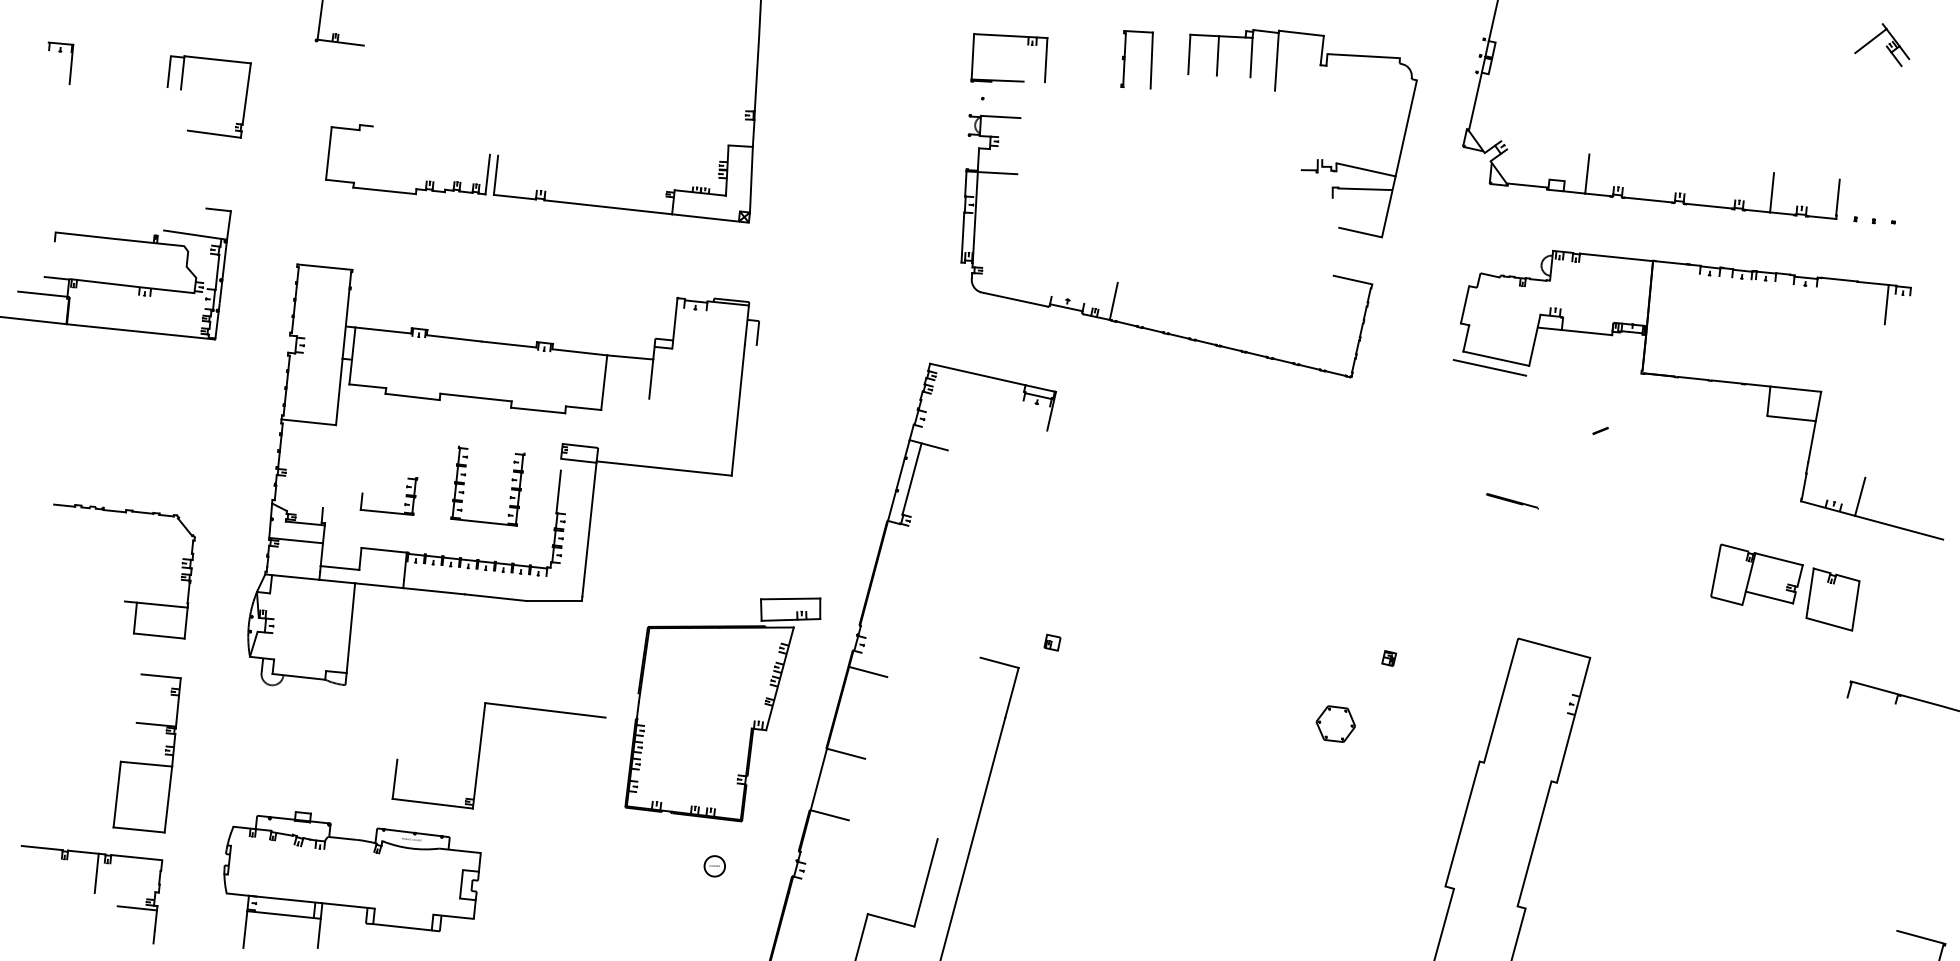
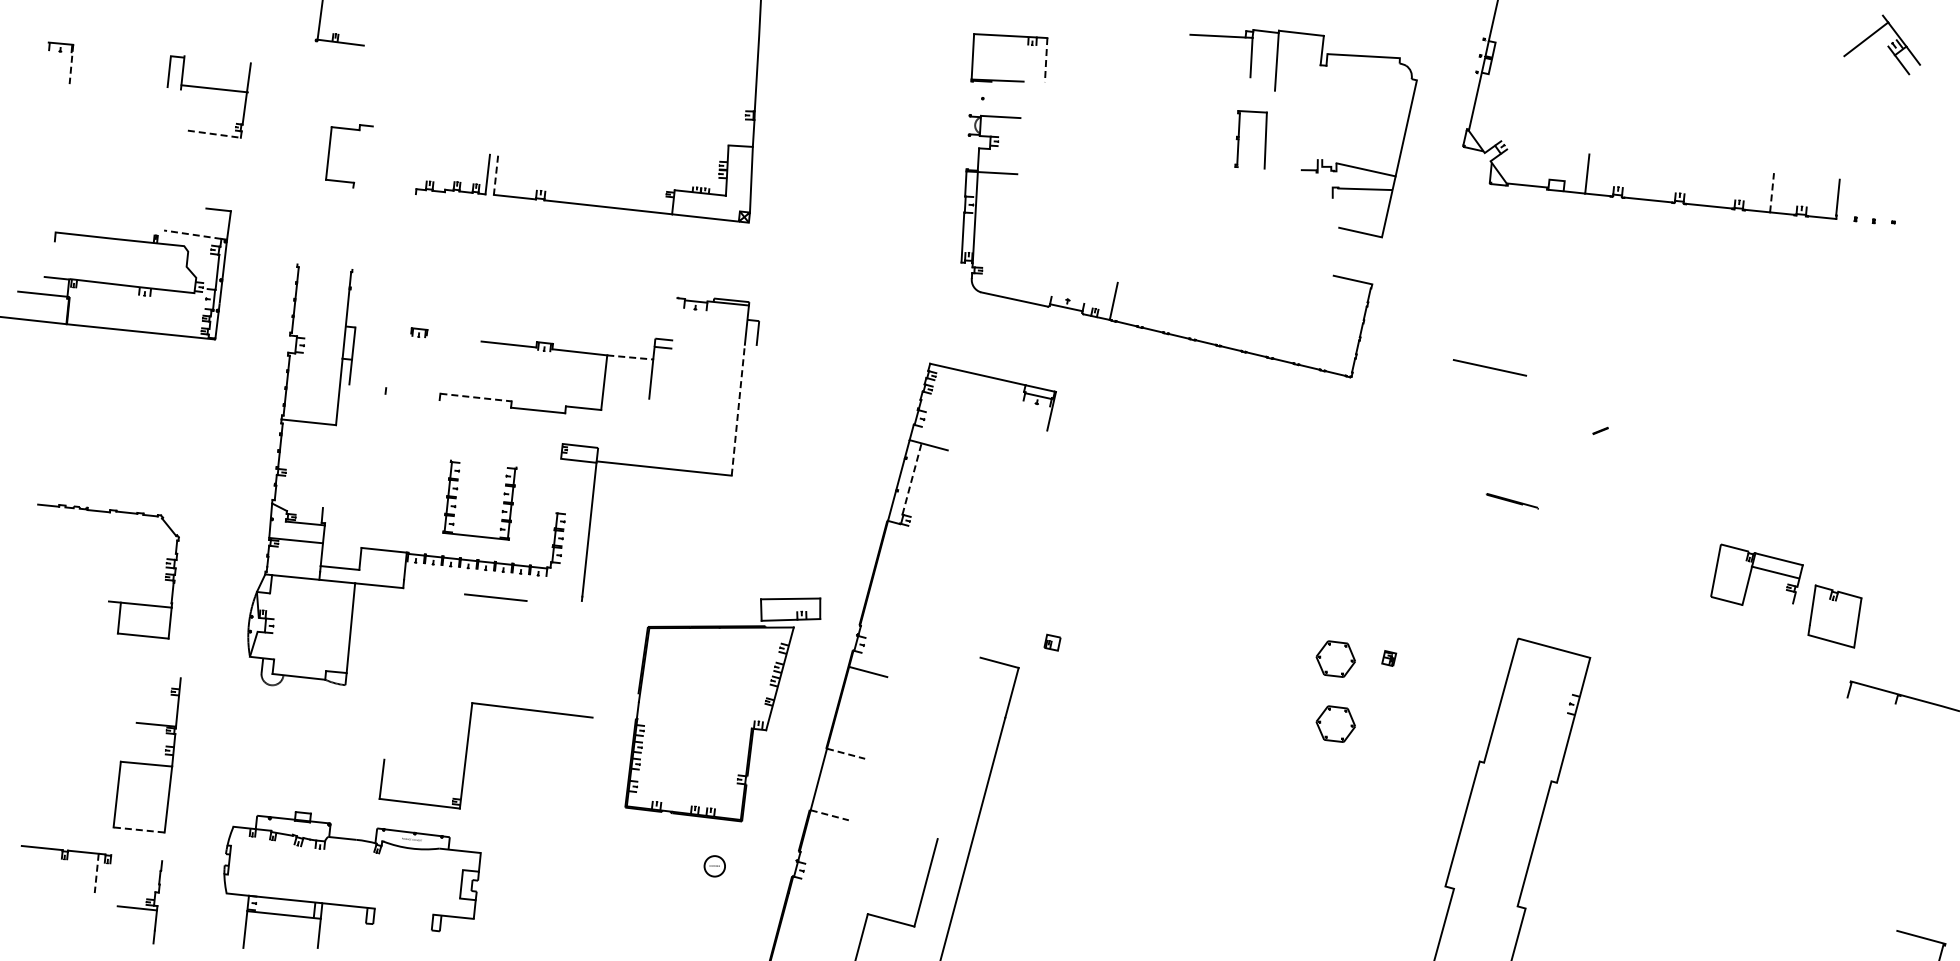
part size: 57x45 px -> 78x62 px (1881, 44)
line: present -> none (1189, 54)
line: present -> none (1217, 55)
line position: (217, 59) -> (214, 88) (214, 88)
part position: (1125, 59) -> (1239, 139) (1239, 139)
line: solid -> dashed (1046, 60)
line: solid -> dashed (71, 64)
line: solid -> dashed (214, 134)
line: solid -> dashed (496, 175)
line: present -> none (384, 190)
line: solid -> dashed (1772, 192)
line: solid -> dashed (192, 234)
line: present -> none (324, 266)
line: present -> none (674, 323)
line: present -> none (383, 330)
line: present -> none (453, 338)
line: solid -> dashed (630, 357)
part: present -> none (1701, 380)
line: present -> none (367, 386)
line: present -> none (412, 396)
line: solid -> dashed (476, 397)
line: solid -> dashed (738, 410)
line: solid -> dashed (912, 479)
part position: (464, 485) -> (456, 499) (456, 499)
line: present -> none (558, 491)
part: present -> none (388, 511)
line: present -> none (434, 591)
line position: (1769, 597) -> (1775, 572) (1775, 572)
part position: (1832, 599) -> (1834, 616) (1834, 616)
part position: (124, 600) -> (108, 600) (108, 600)
line: present -> none (553, 600)
part: none -> present (1335, 658)
line: present -> none (160, 676)
line: solid -> dashed (846, 753)
part position: (480, 754) -> (467, 754) (467, 754)
line: solid -> dashed (829, 815)
line: solid -> dashed (139, 829)
line: present -> none (136, 857)
line: solid -> dashed (96, 873)
line: present -> none (402, 927)
